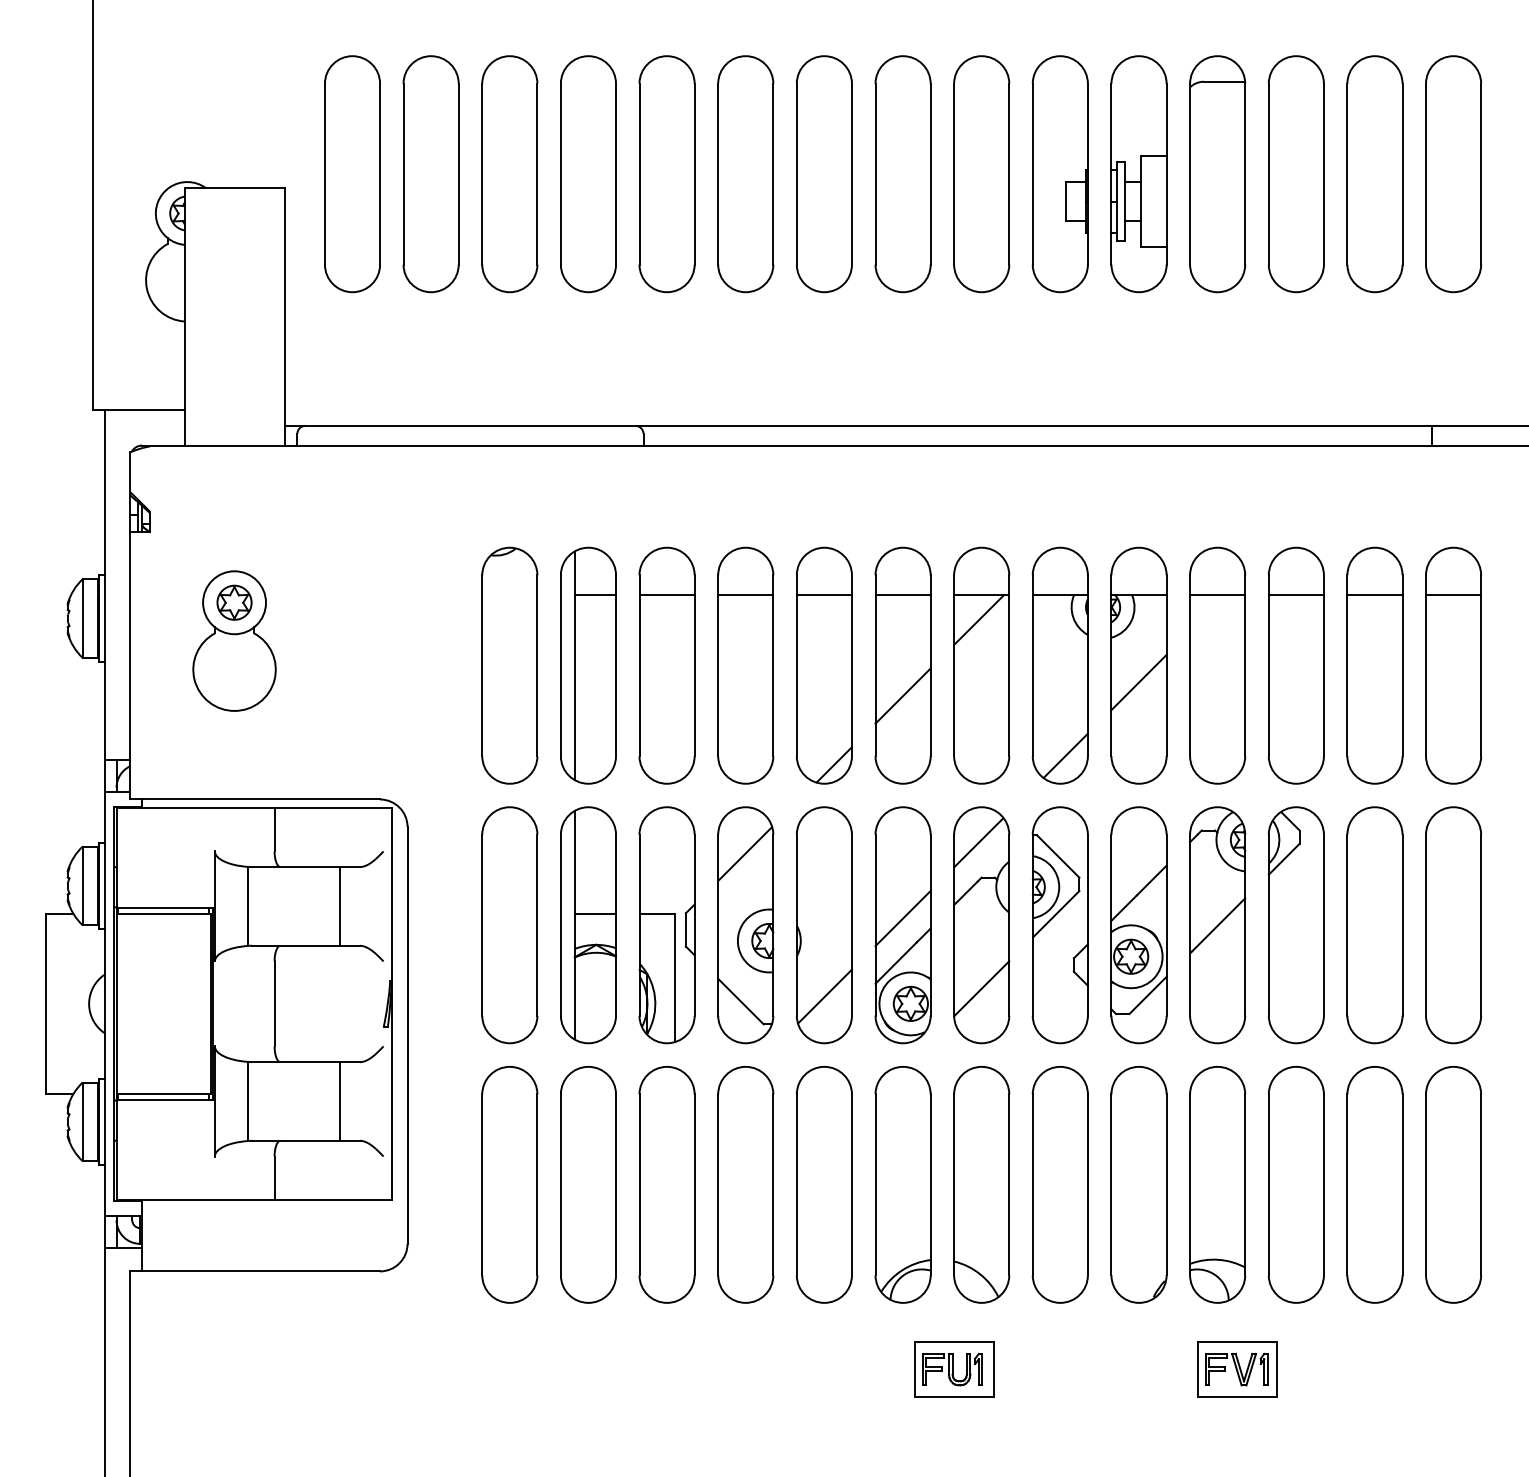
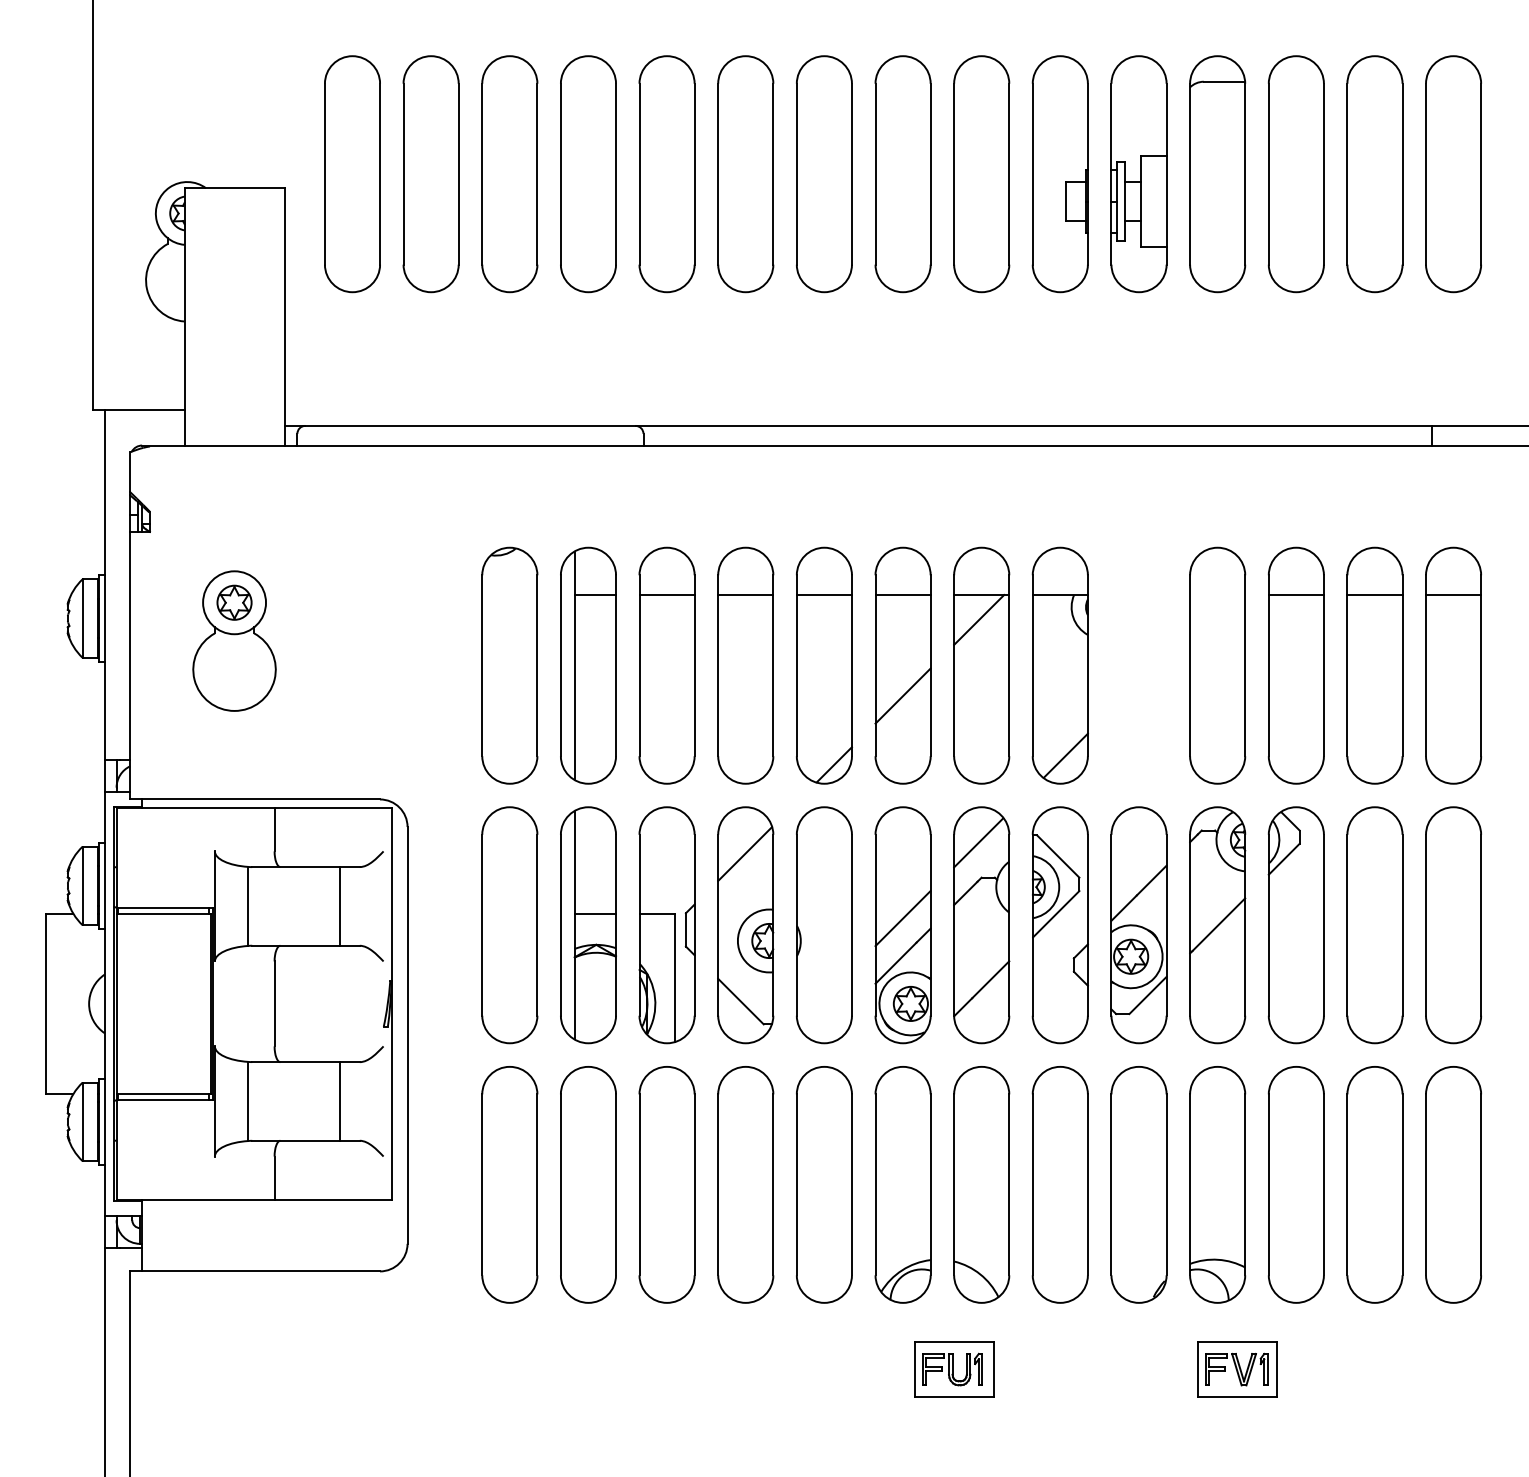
line: present -> none (1217, 594)
part: present -> none (1138, 665)
line: present -> none (824, 996)
